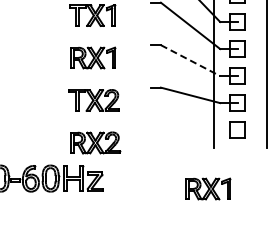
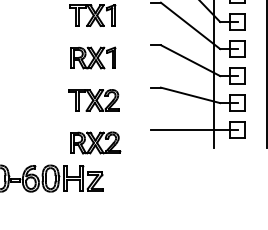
line: dashed -> solid (190, 60)
line: none -> present (194, 130)
part: present -> none (208, 188)
